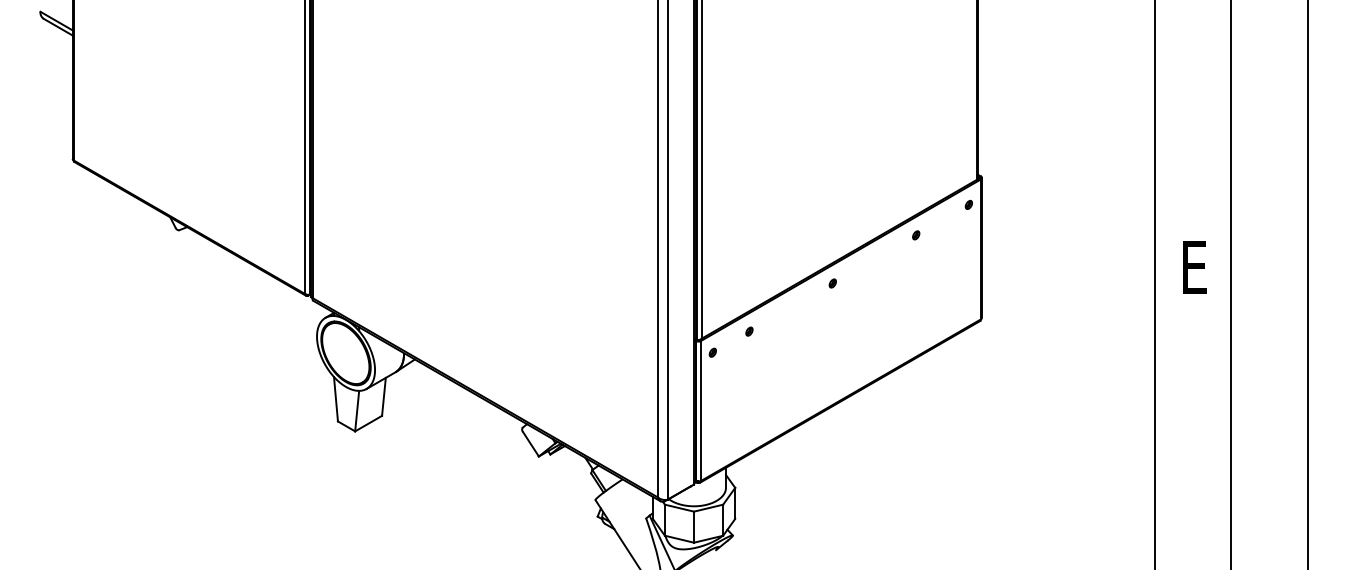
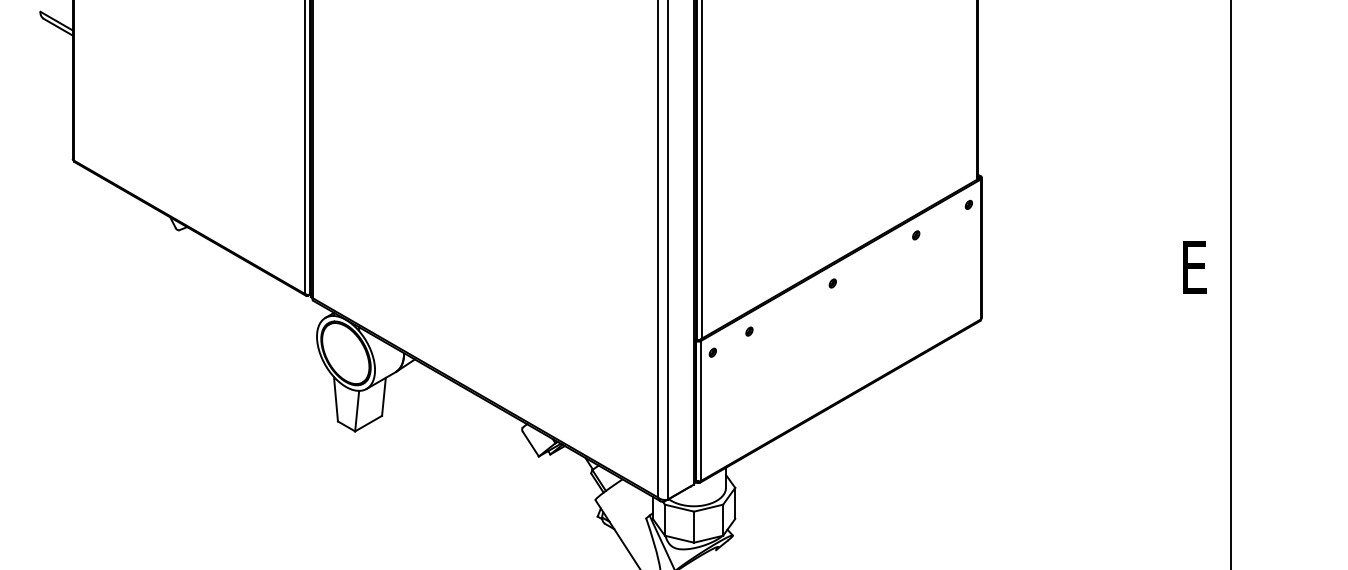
line: present -> none (1155, 284)
line: present -> none (1307, 284)
